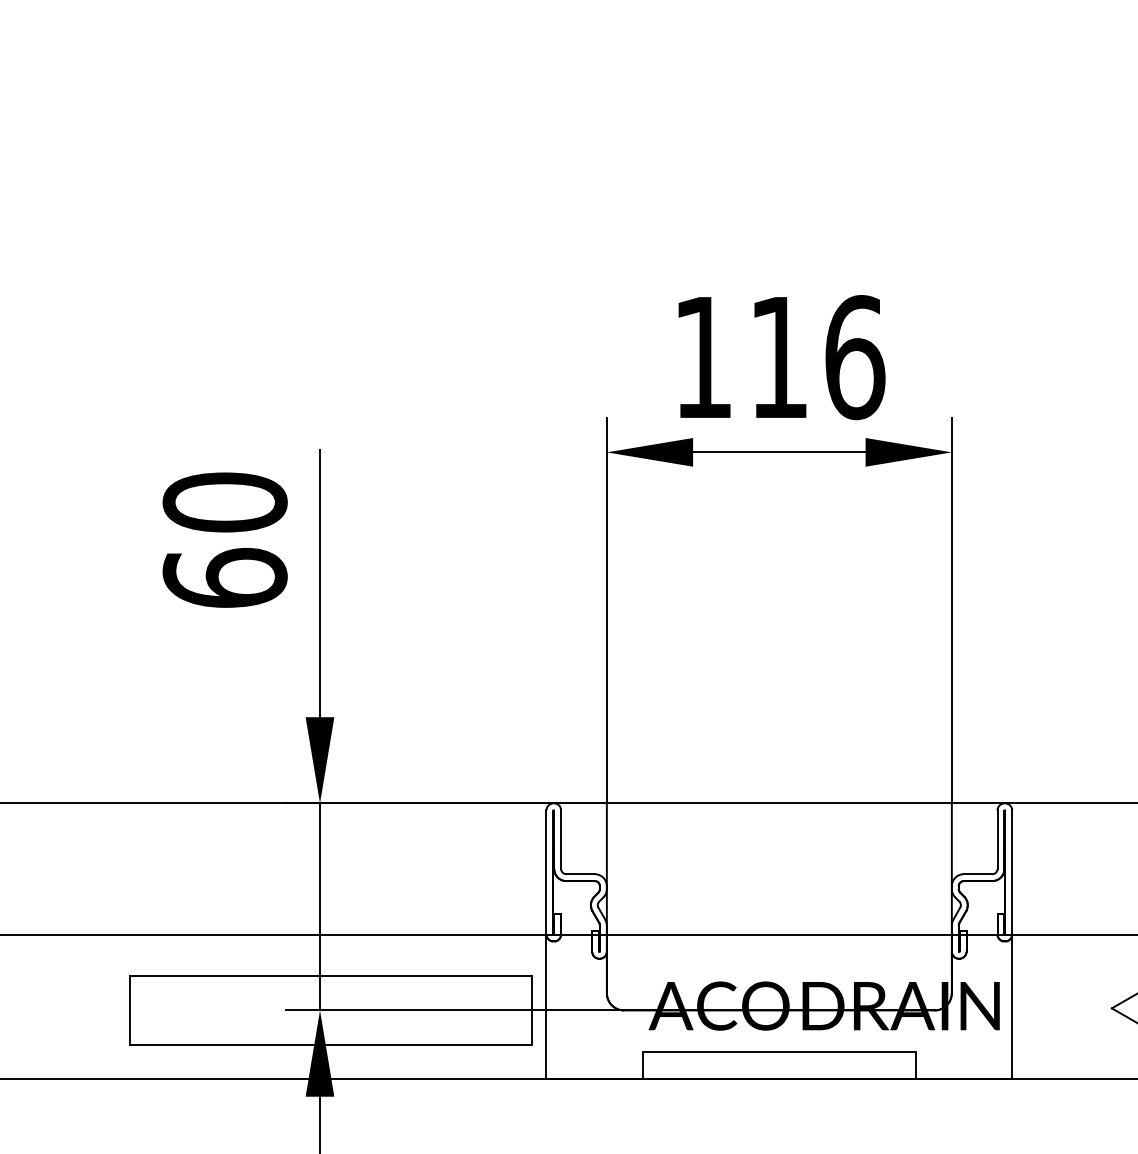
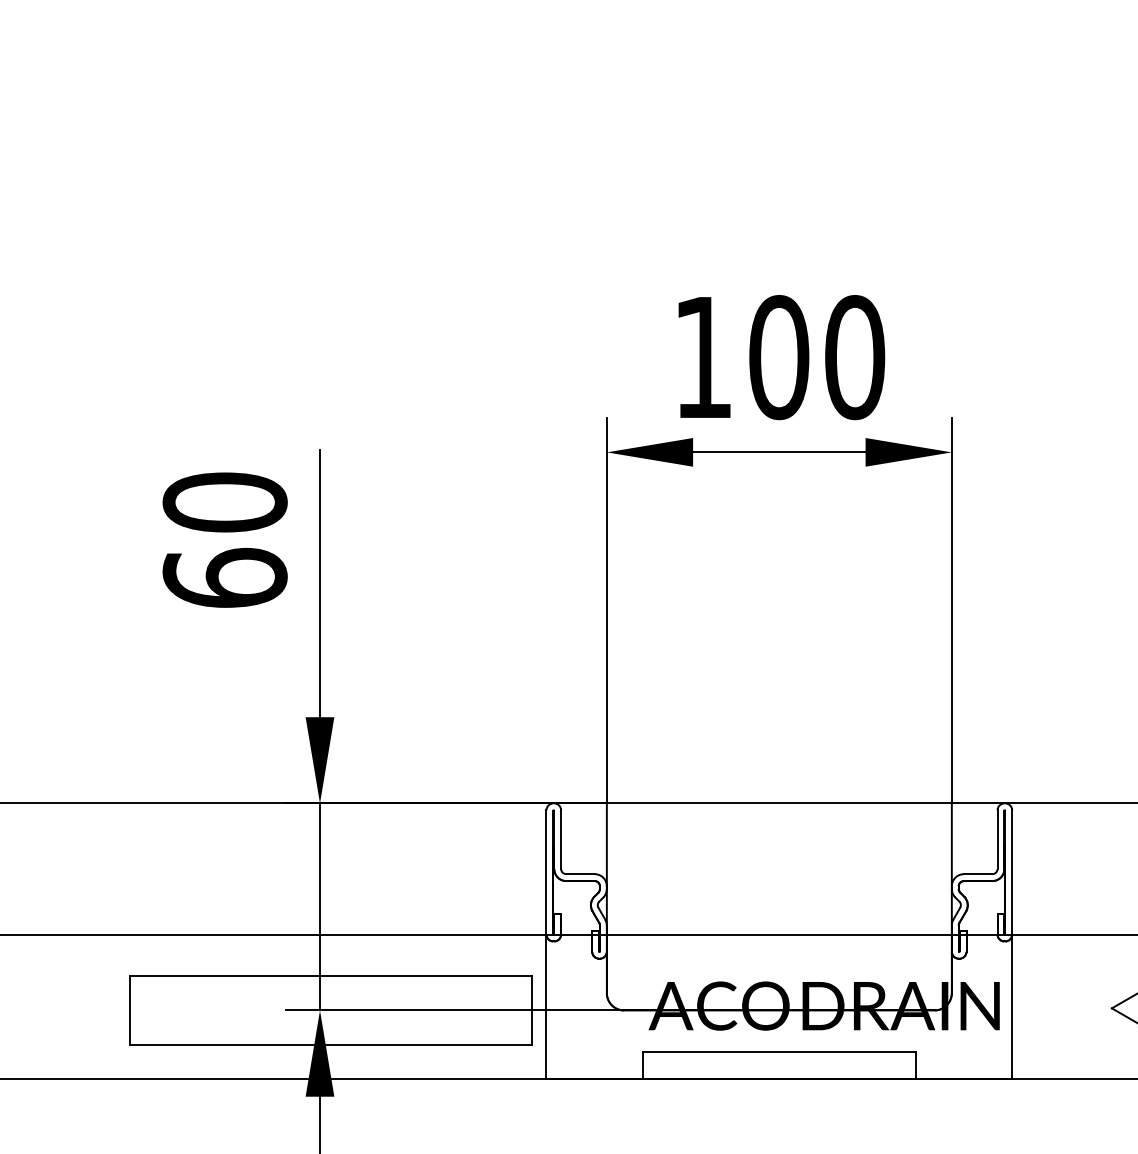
text: 116 -> 100 (817, 357)
